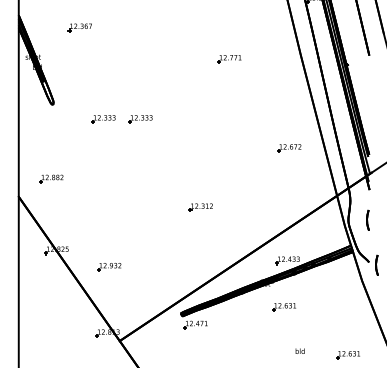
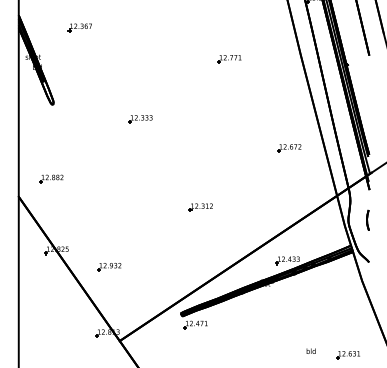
part: present -> none (103, 119)
line: present -> none (376, 264)
part: present -> none (283, 307)
text position: (299, 350) -> (310, 350) (310, 350)
